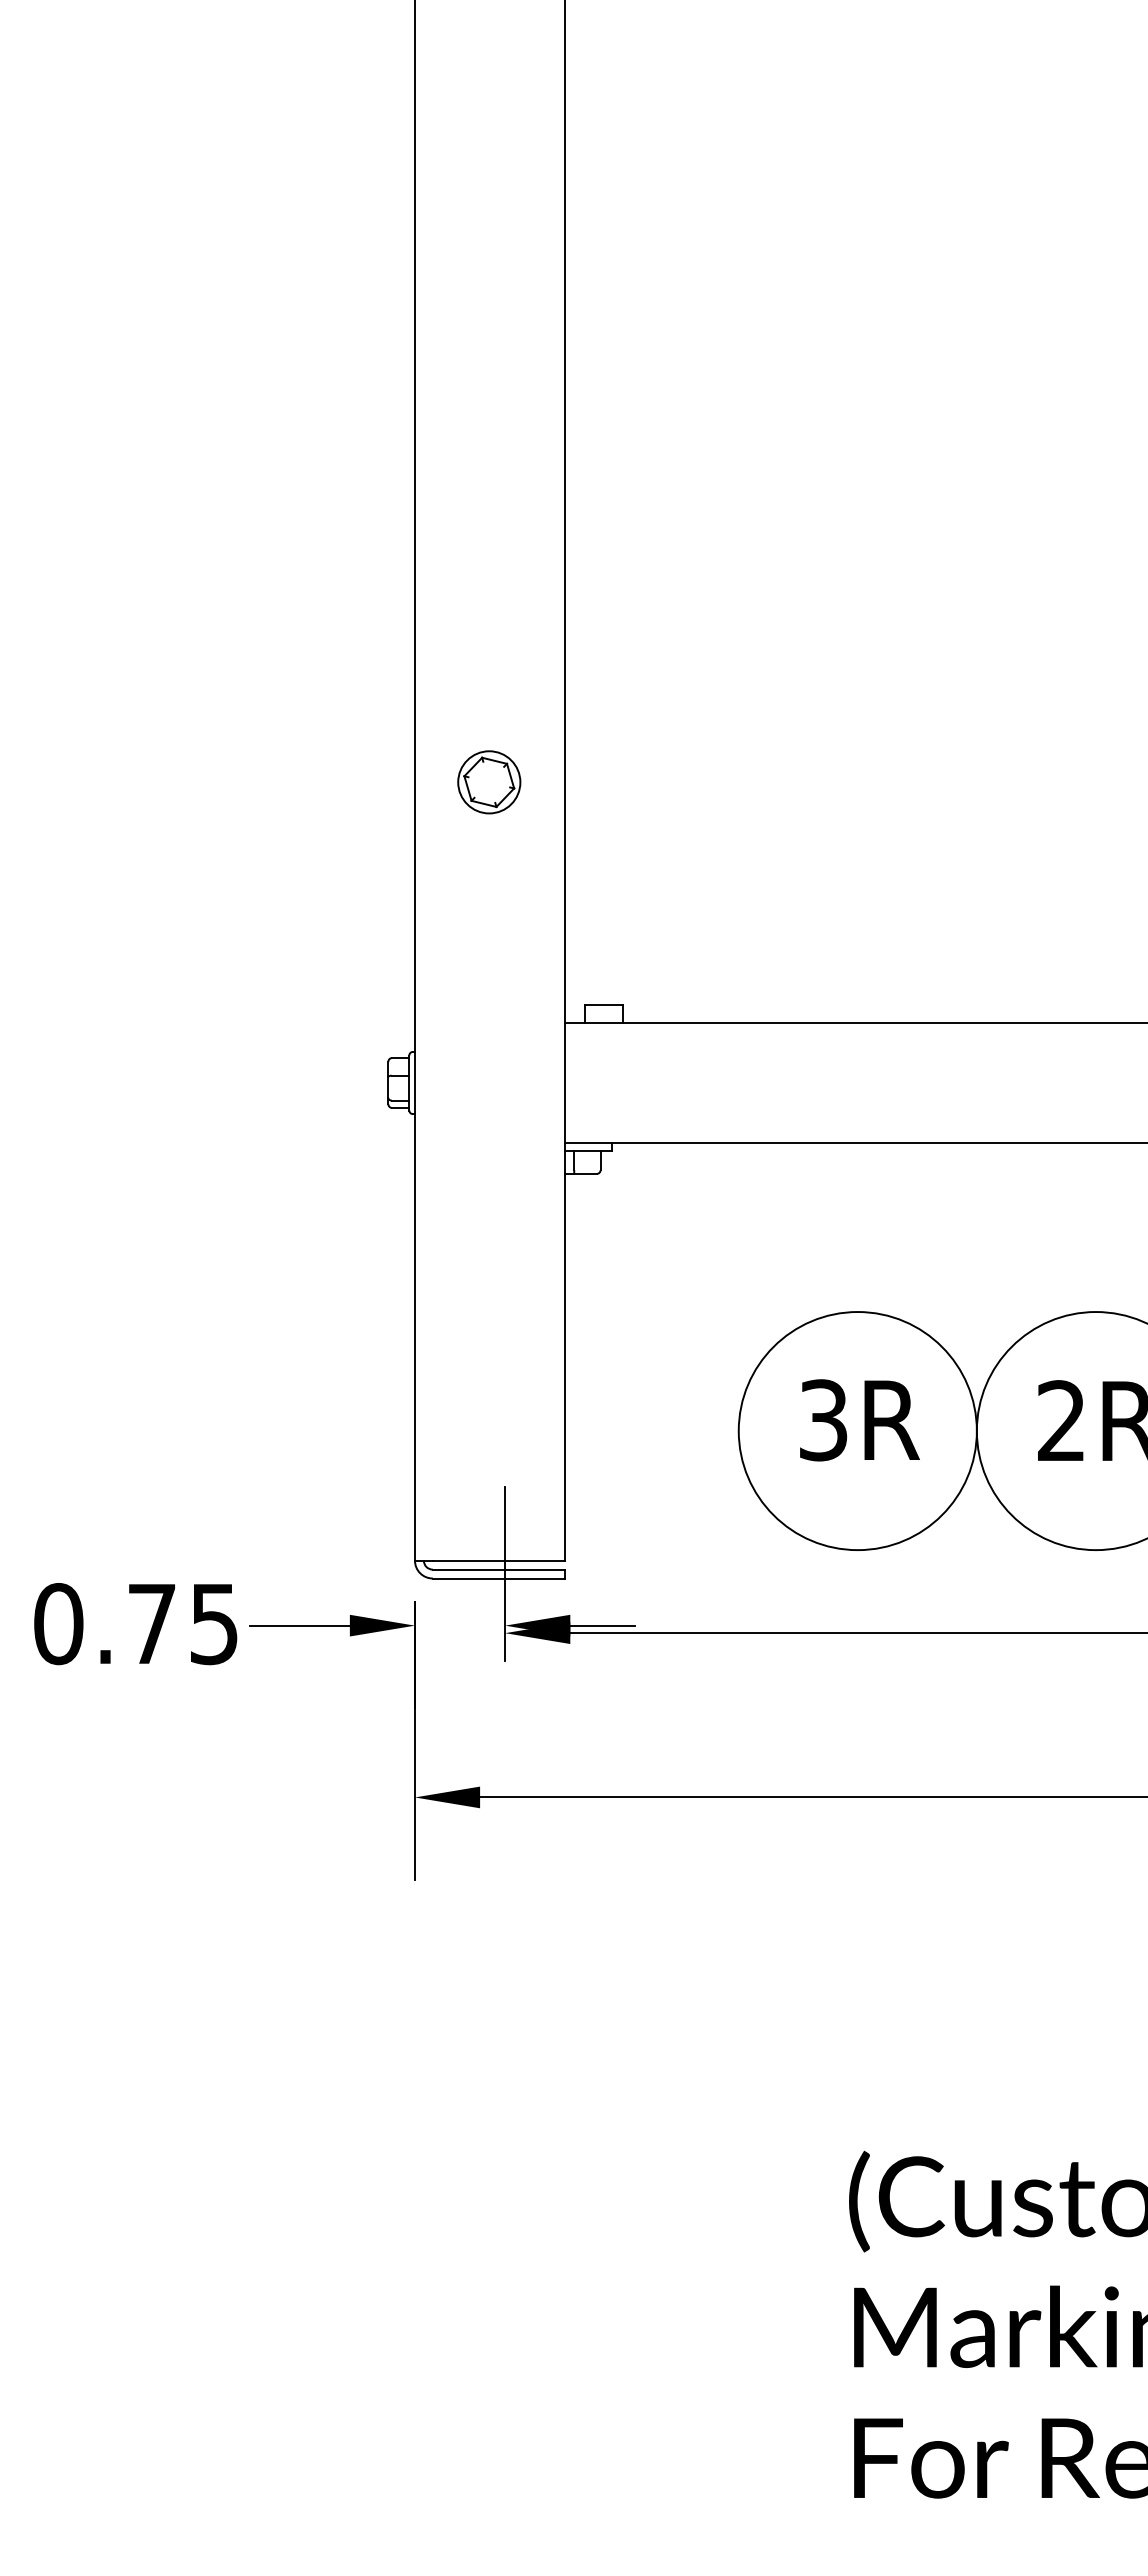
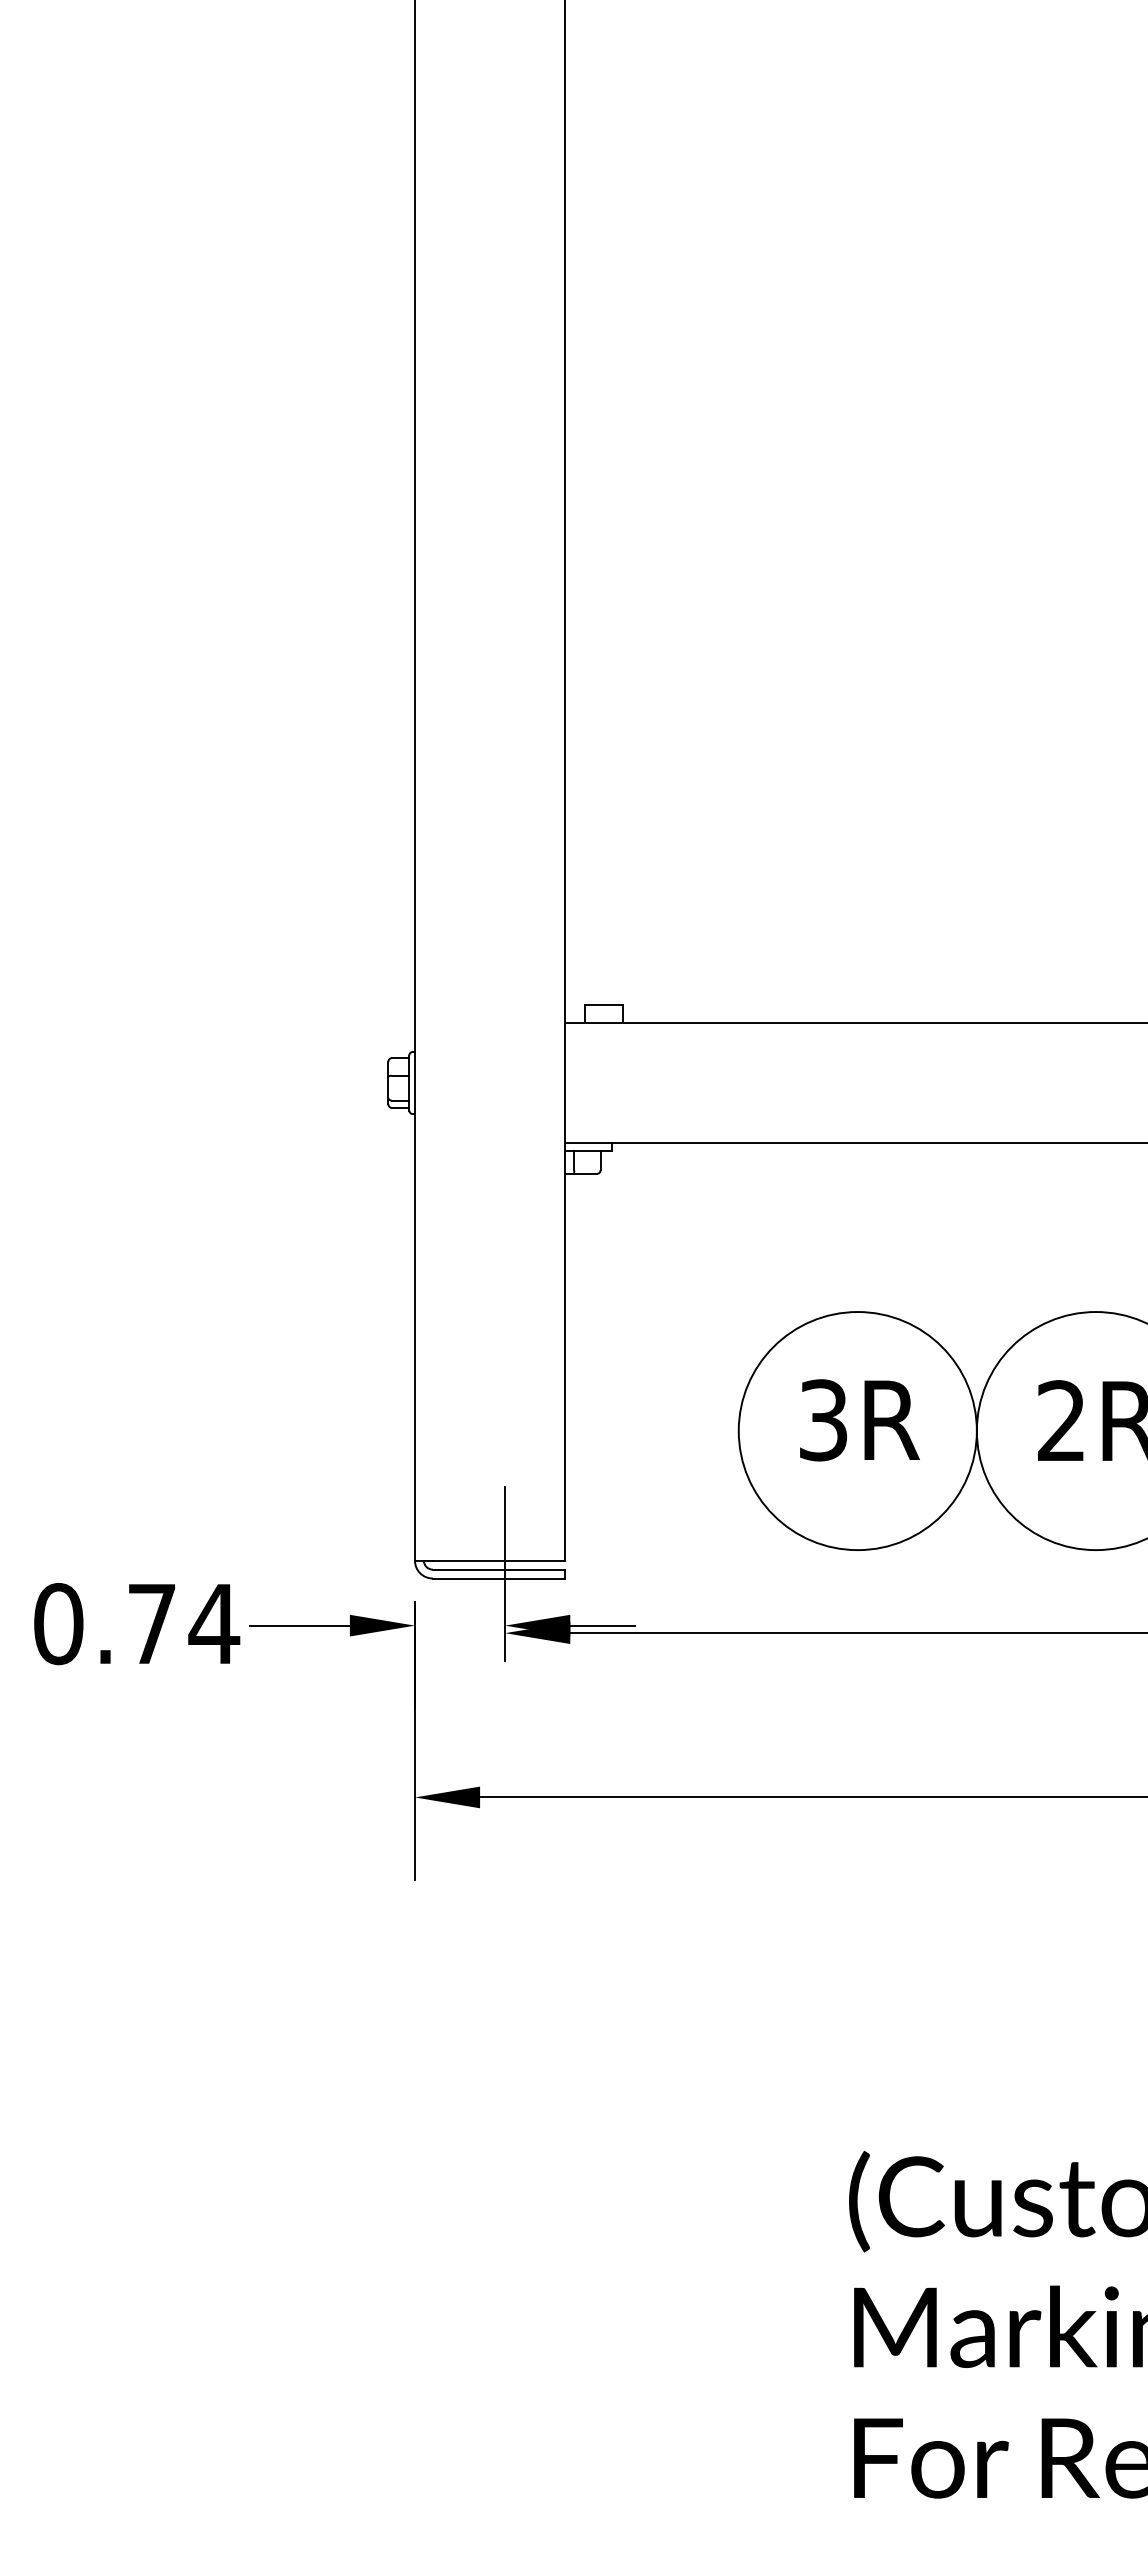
part: present -> none (489, 782)
text: 0.75 -> 0.74 (214, 1624)
